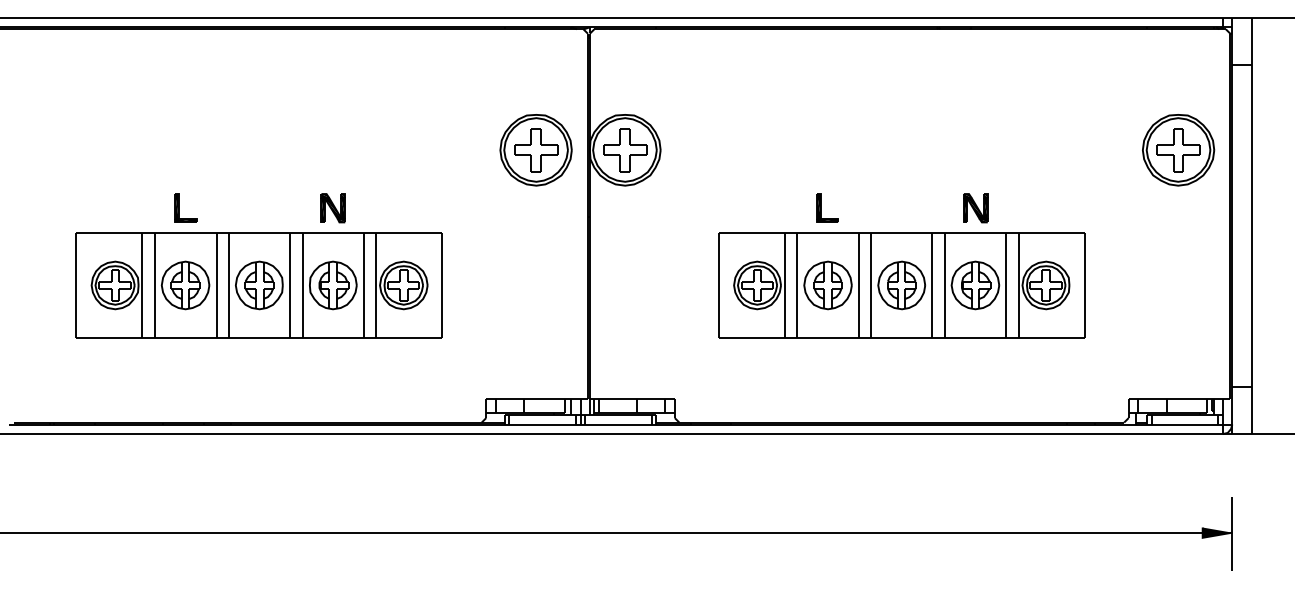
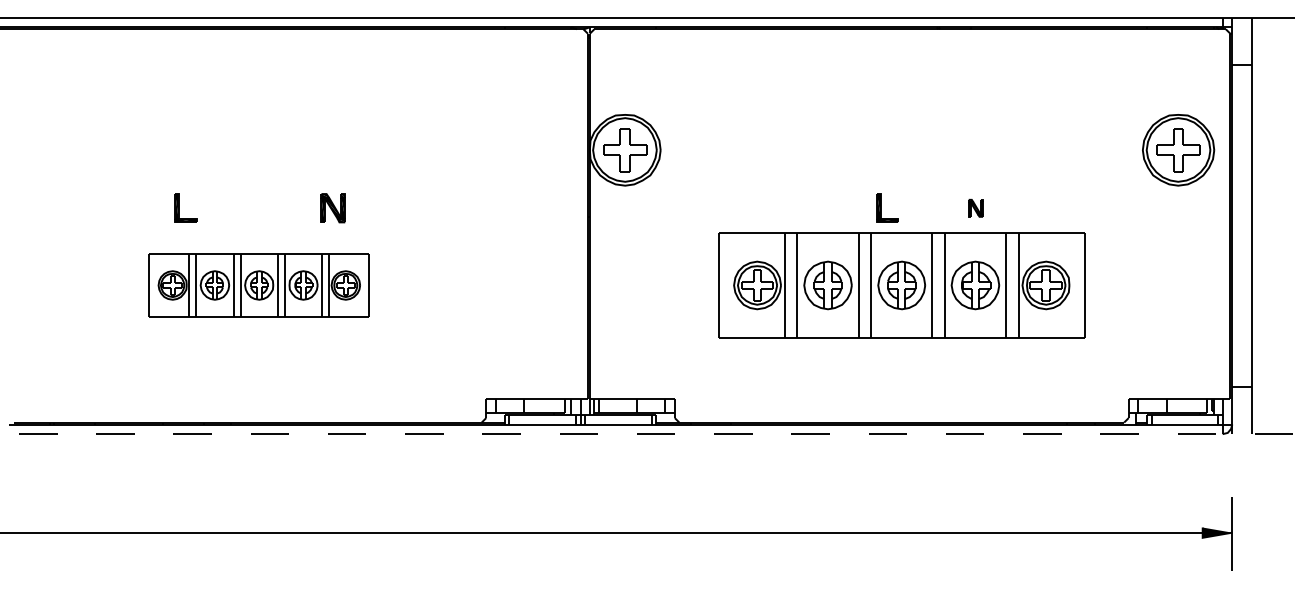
part: present -> none (535, 150)
part position: (827, 207) -> (887, 207) (887, 207)
part size: 26x31 px -> 16x20 px (975, 207)
part size: 368x107 px -> 222x65 px (258, 285)
line: solid -> dashed (647, 434)
